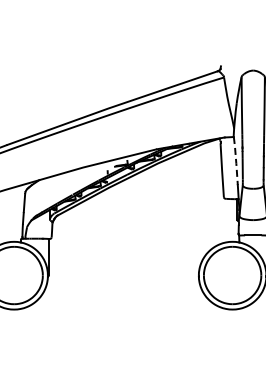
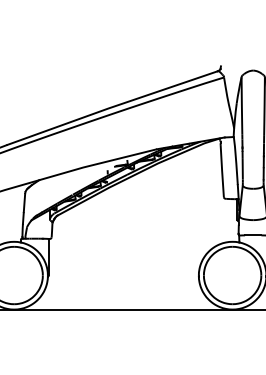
line: dashed -> solid (236, 160)
line: none -> present (132, 309)
